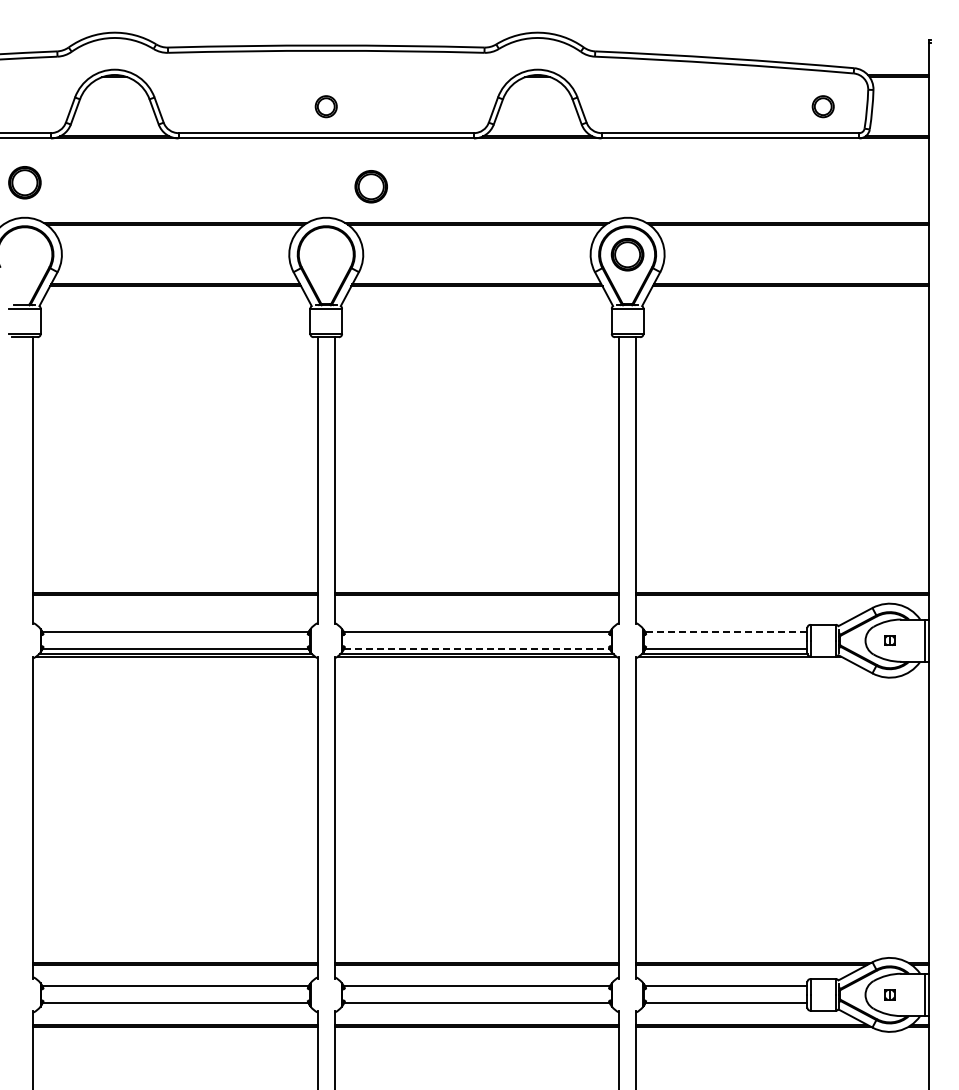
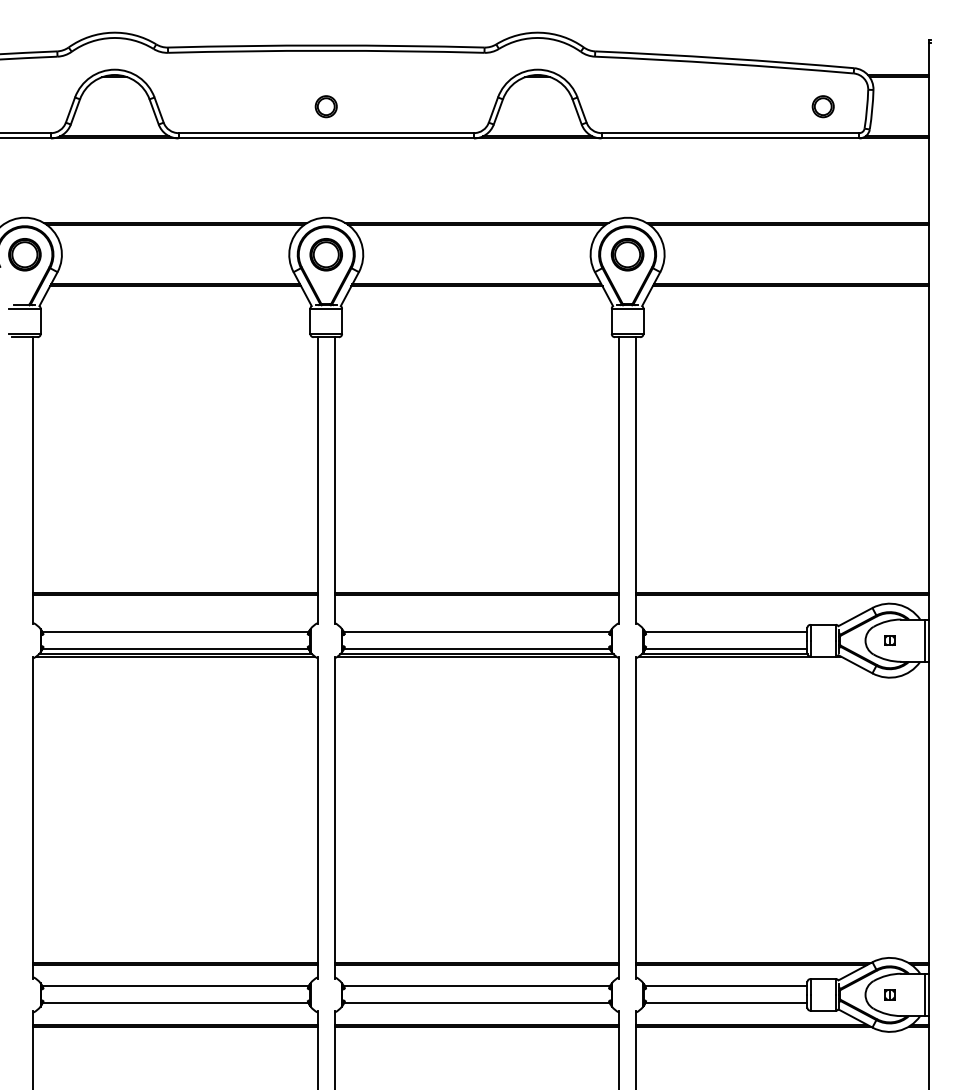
part position: (24, 182) -> (24, 254) (24, 254)
part position: (370, 186) -> (325, 254) (325, 254)
line: dashed -> solid (725, 632)
line: dashed -> solid (477, 649)
